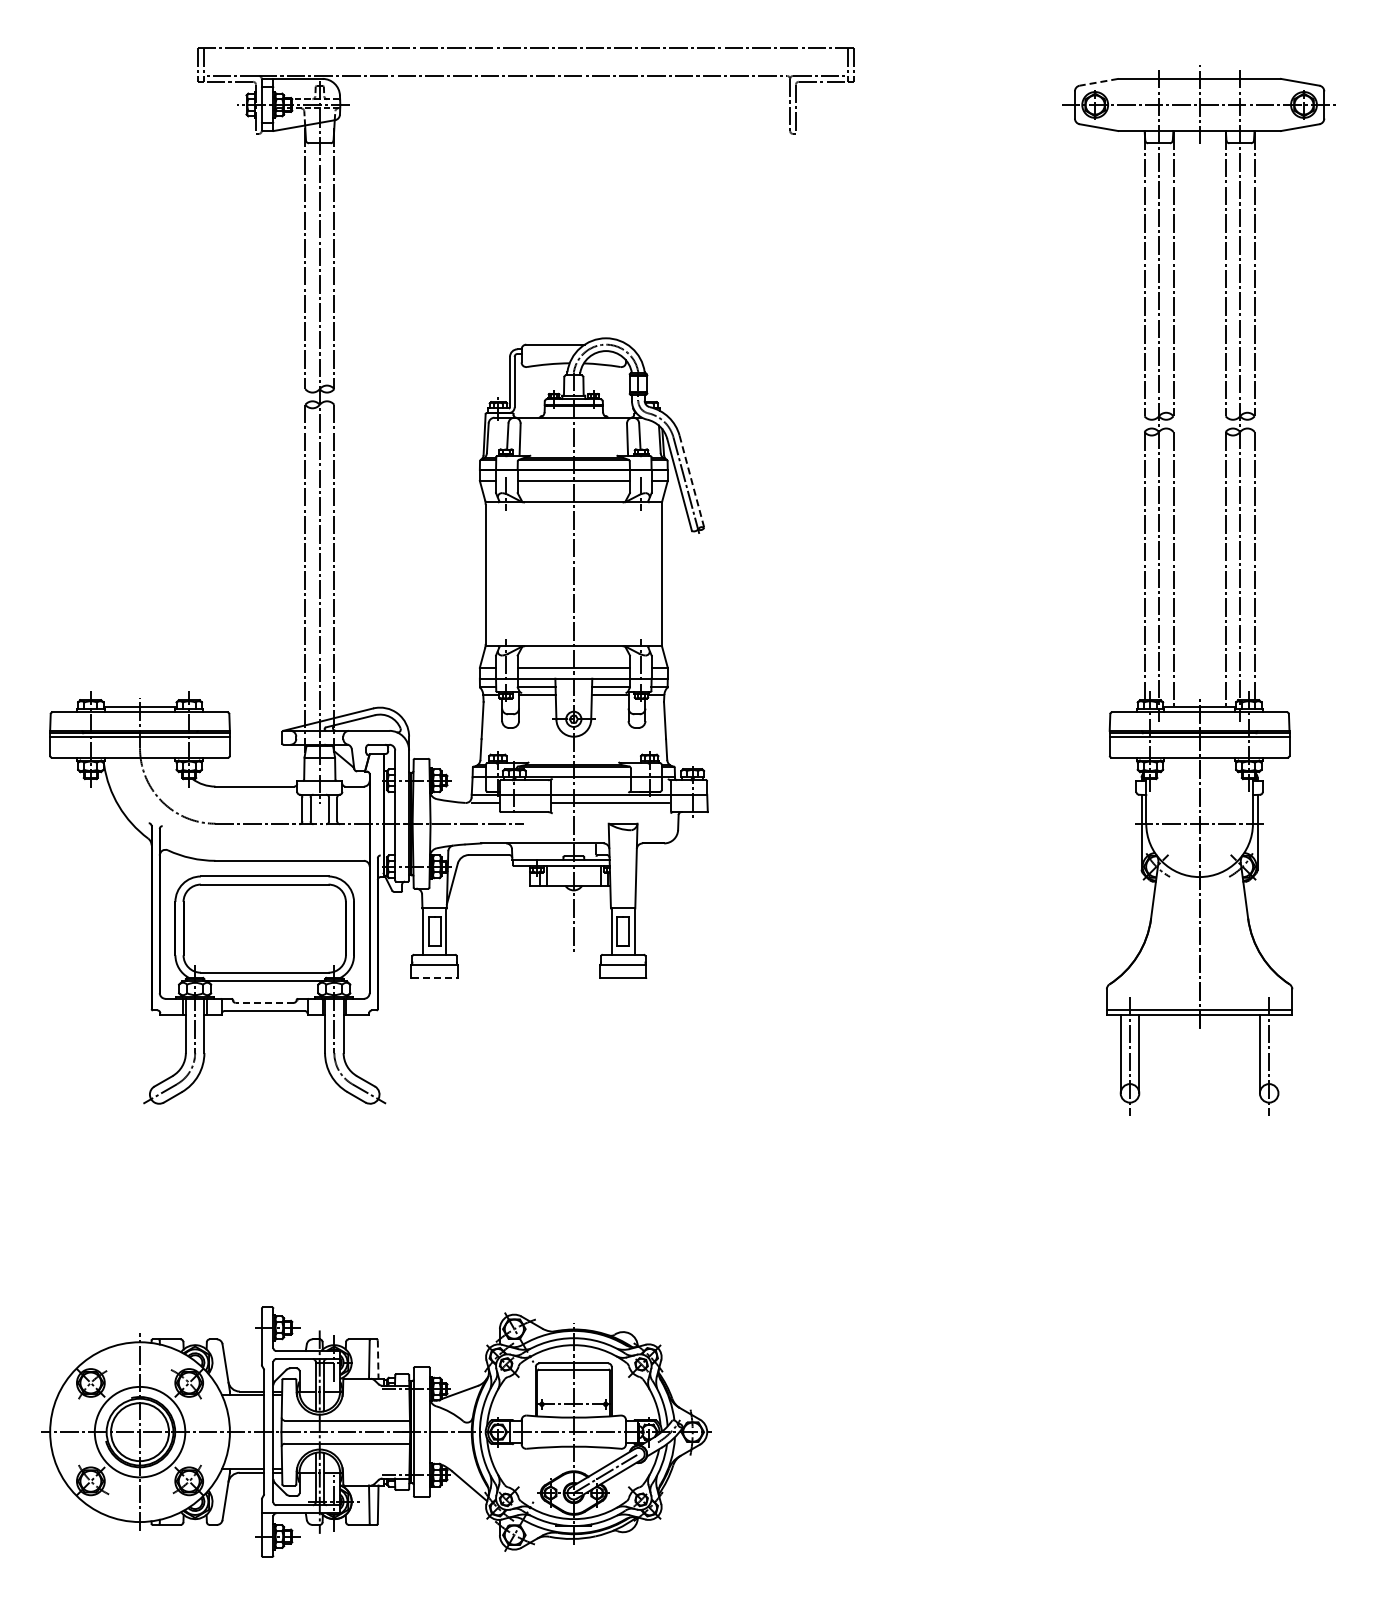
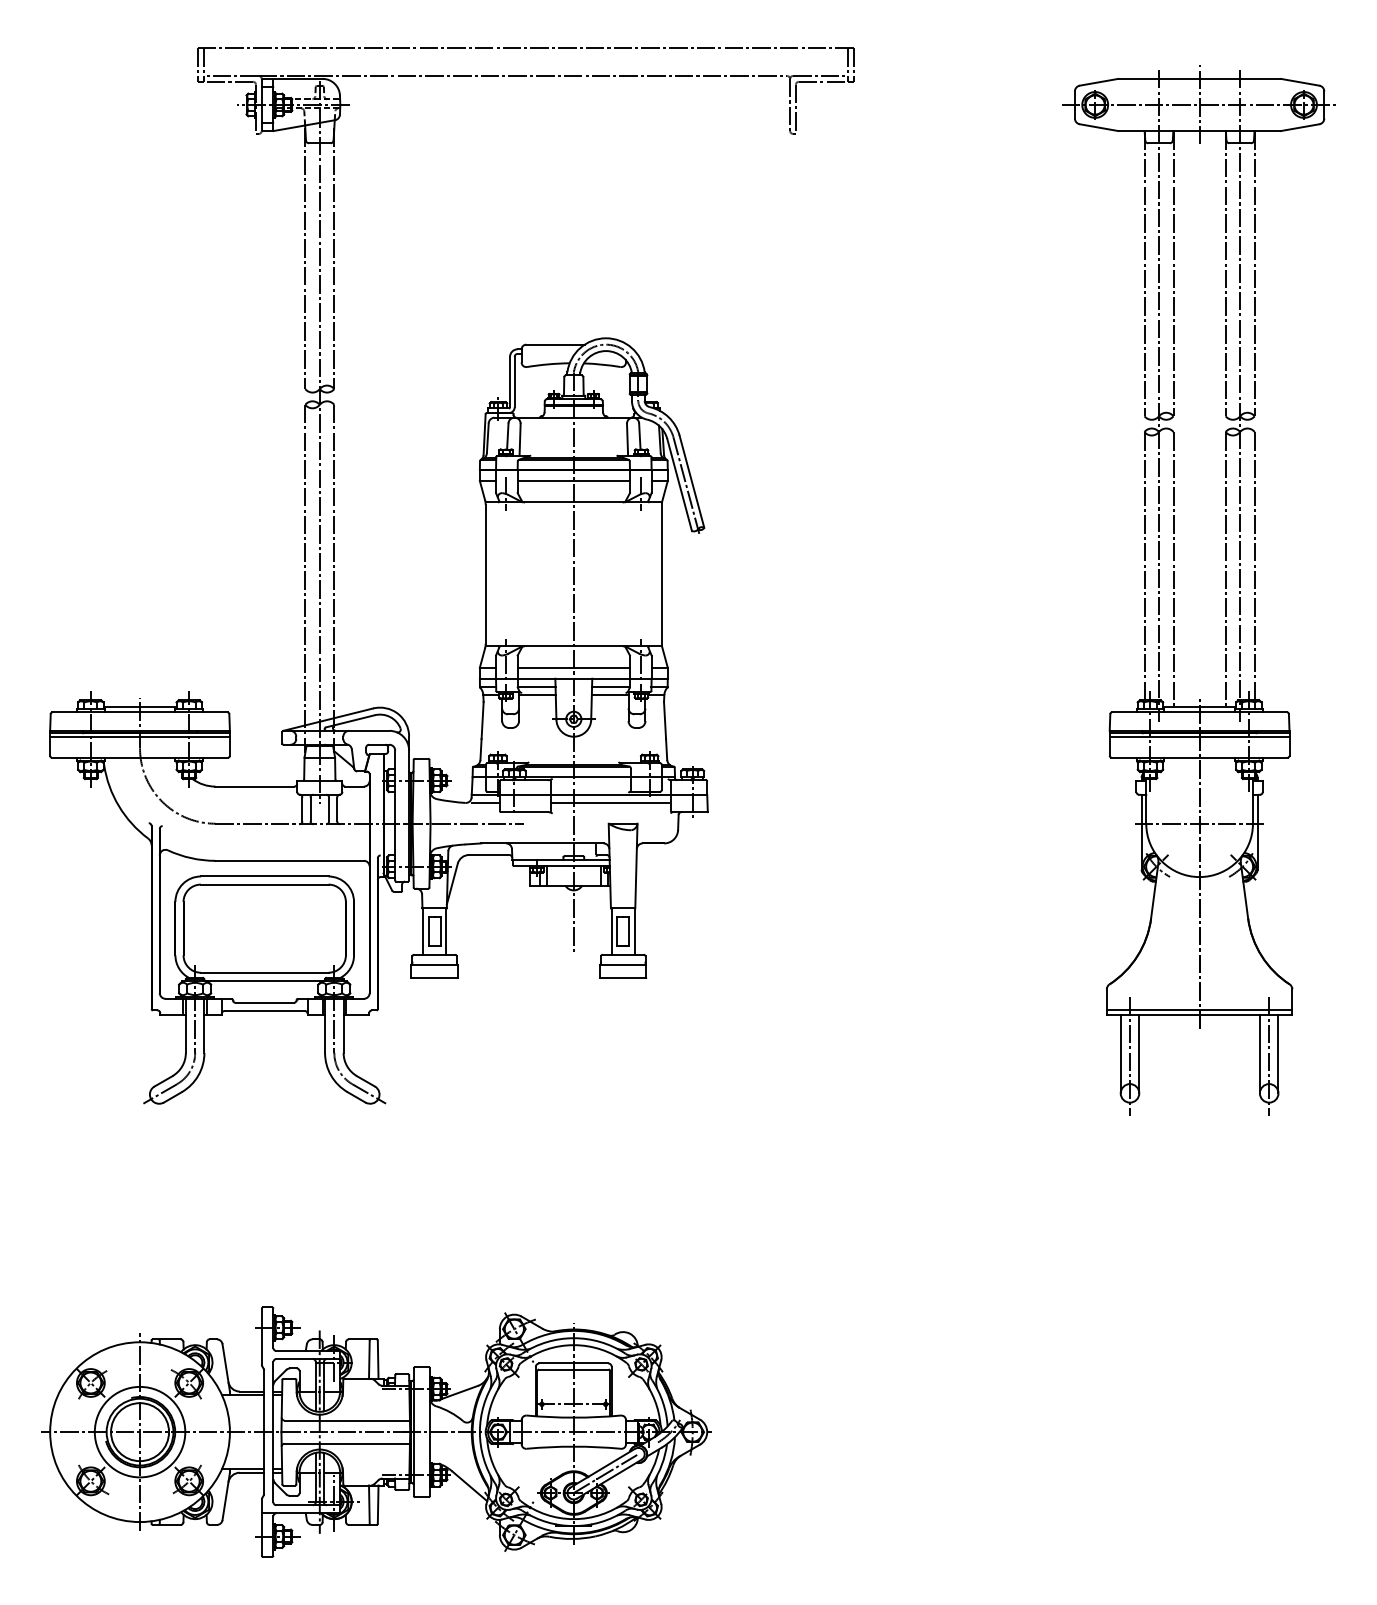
line: dashed -> solid (1098, 82)
line: dashed -> solid (691, 481)
line: dashed -> solid (434, 978)
line: dashed -> solid (264, 1002)
line: none -> present (1278, 1054)
line: dashed -> solid (378, 1360)
